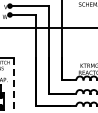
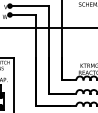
line: dashed -> solid (14, 85)
